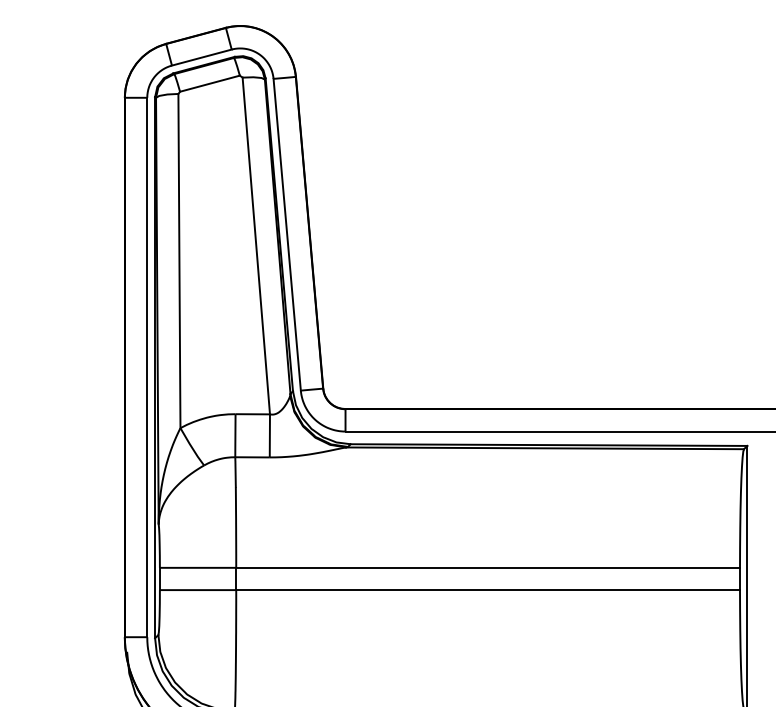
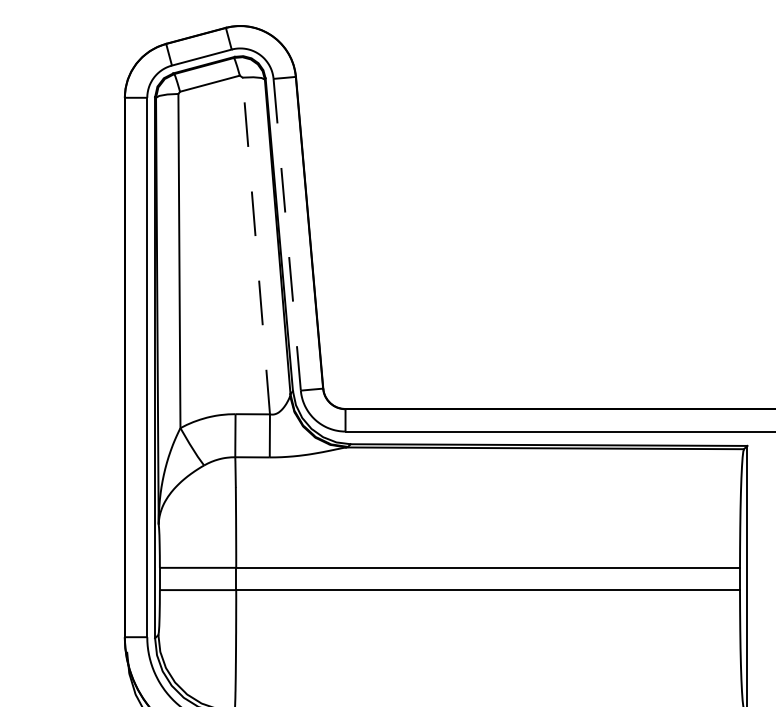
line: solid -> dashed (287, 235)
line: solid -> dashed (256, 246)
